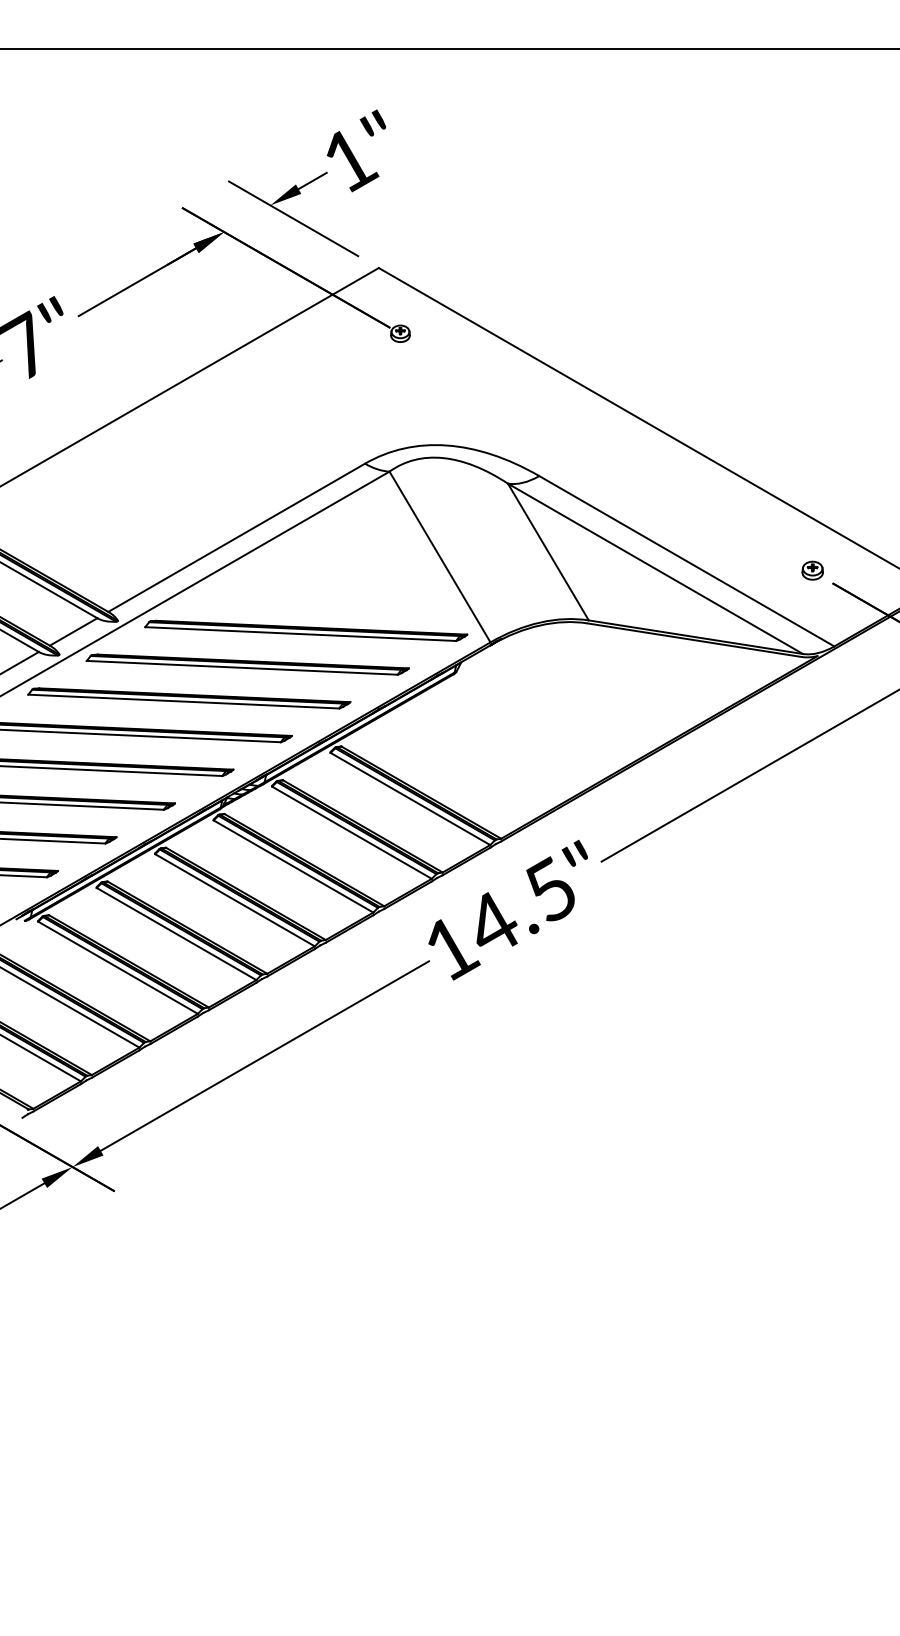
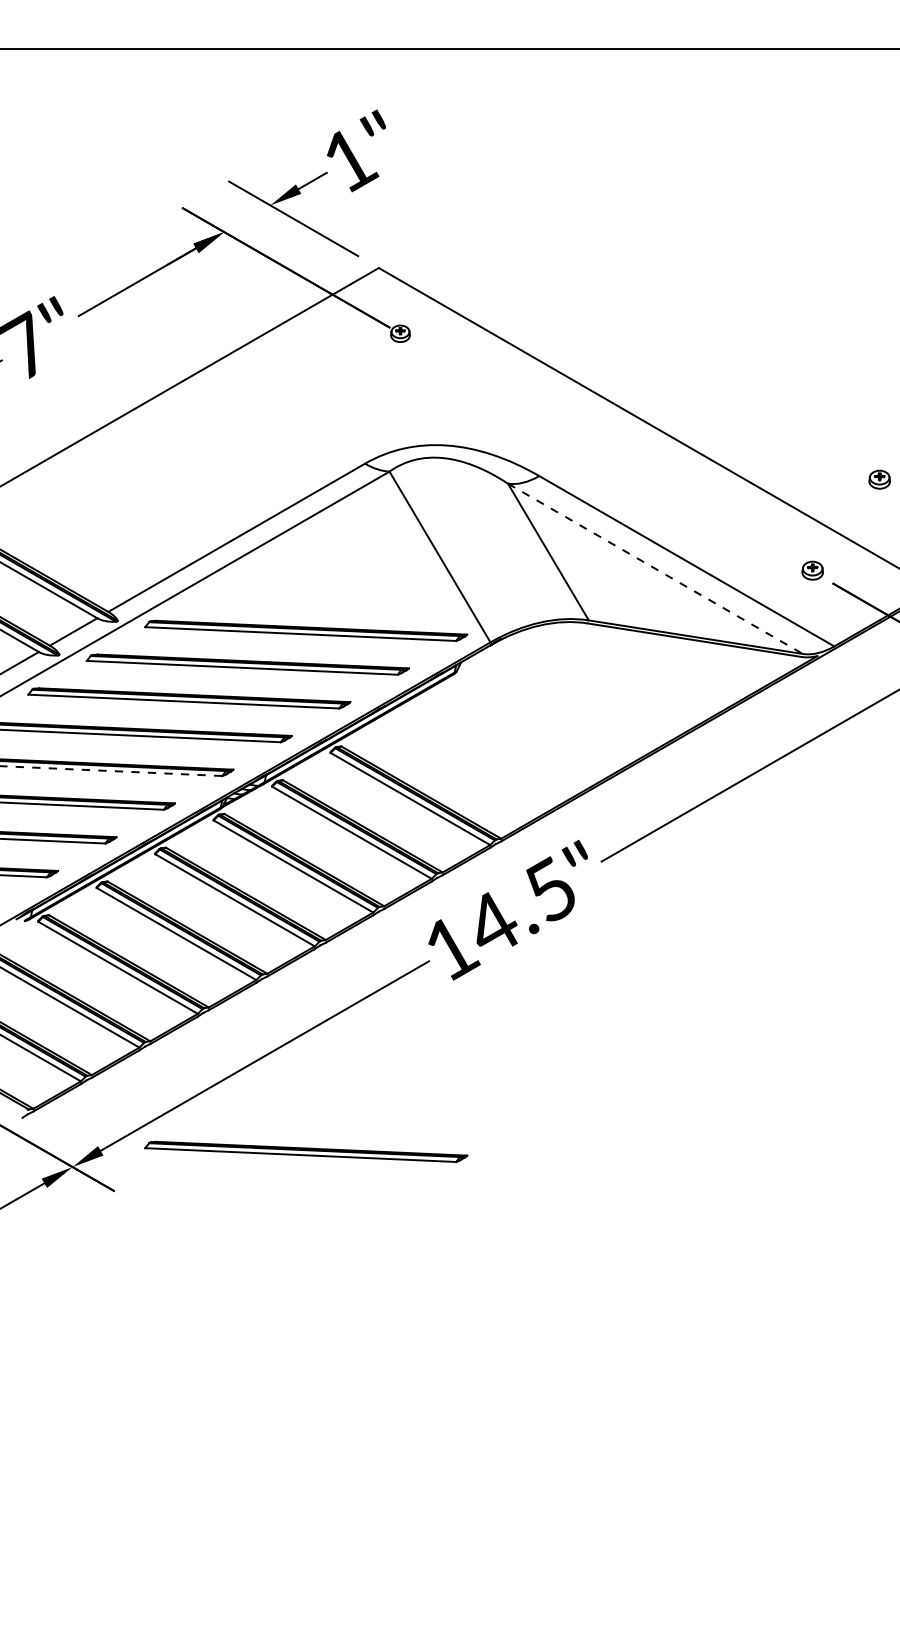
part: none -> present (879, 479)
line: solid -> dashed (655, 569)
line: solid -> dashed (110, 771)
part: none -> present (306, 1151)
